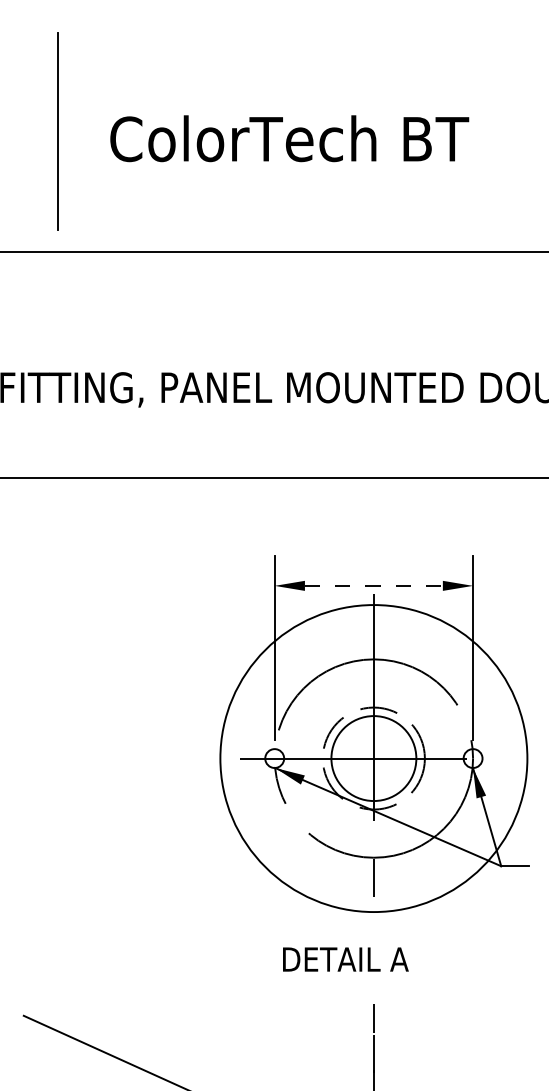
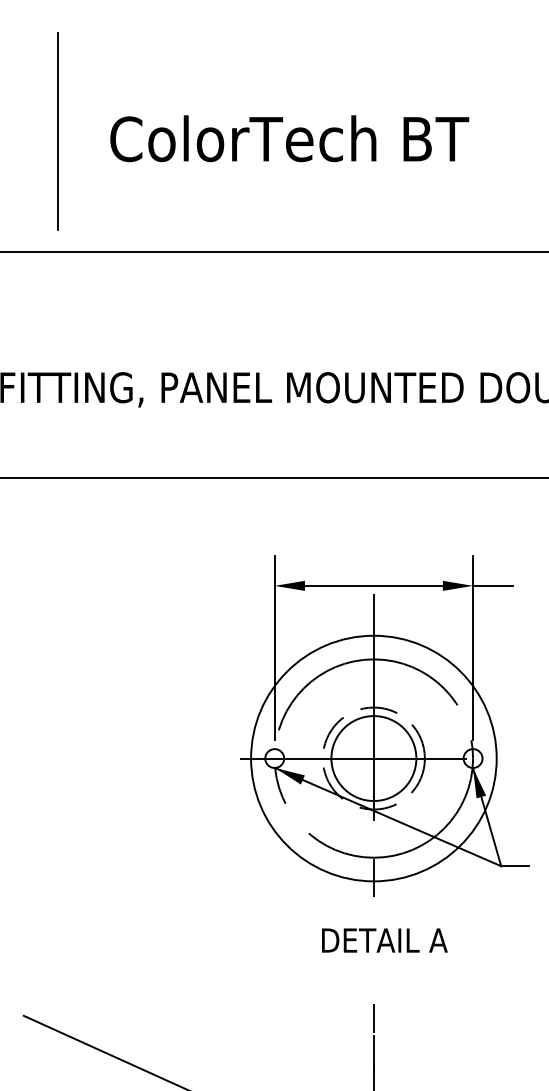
line: dashed -> solid (373, 585)
line: none -> present (492, 585)
circle diameter: 307 px -> 246 px (373, 758)
text position: (345, 959) -> (384, 940) (384, 940)
